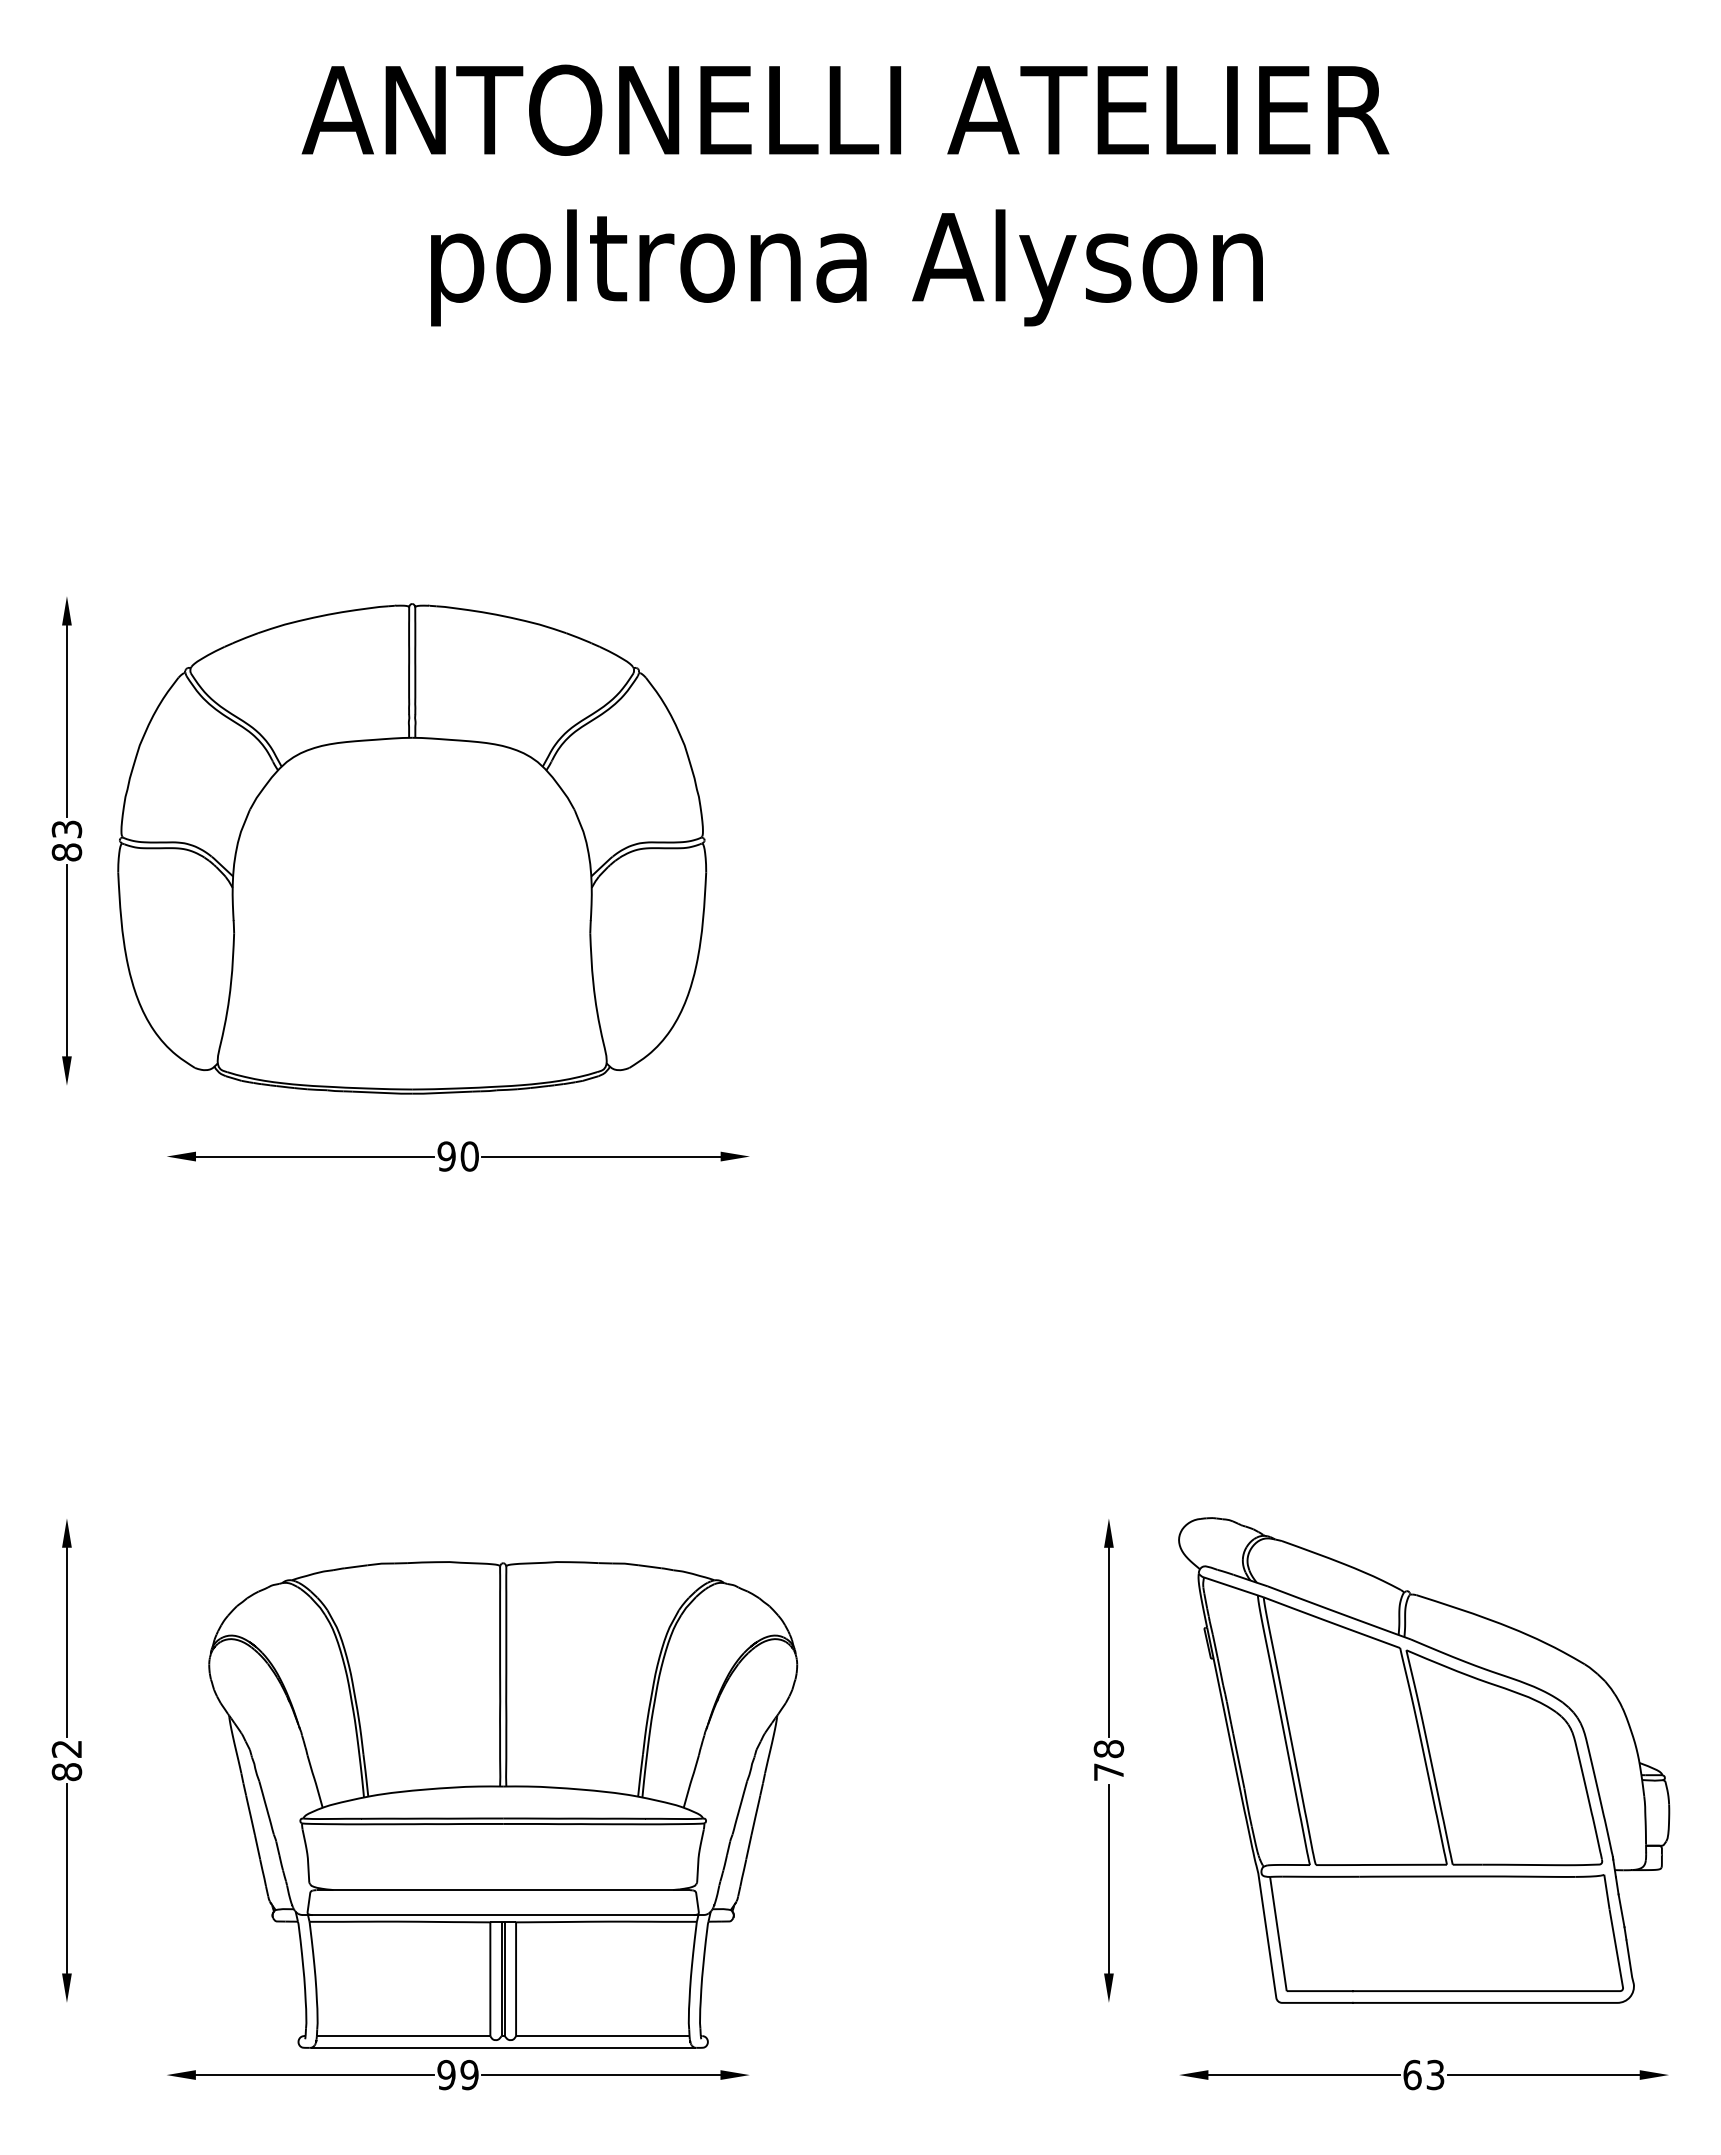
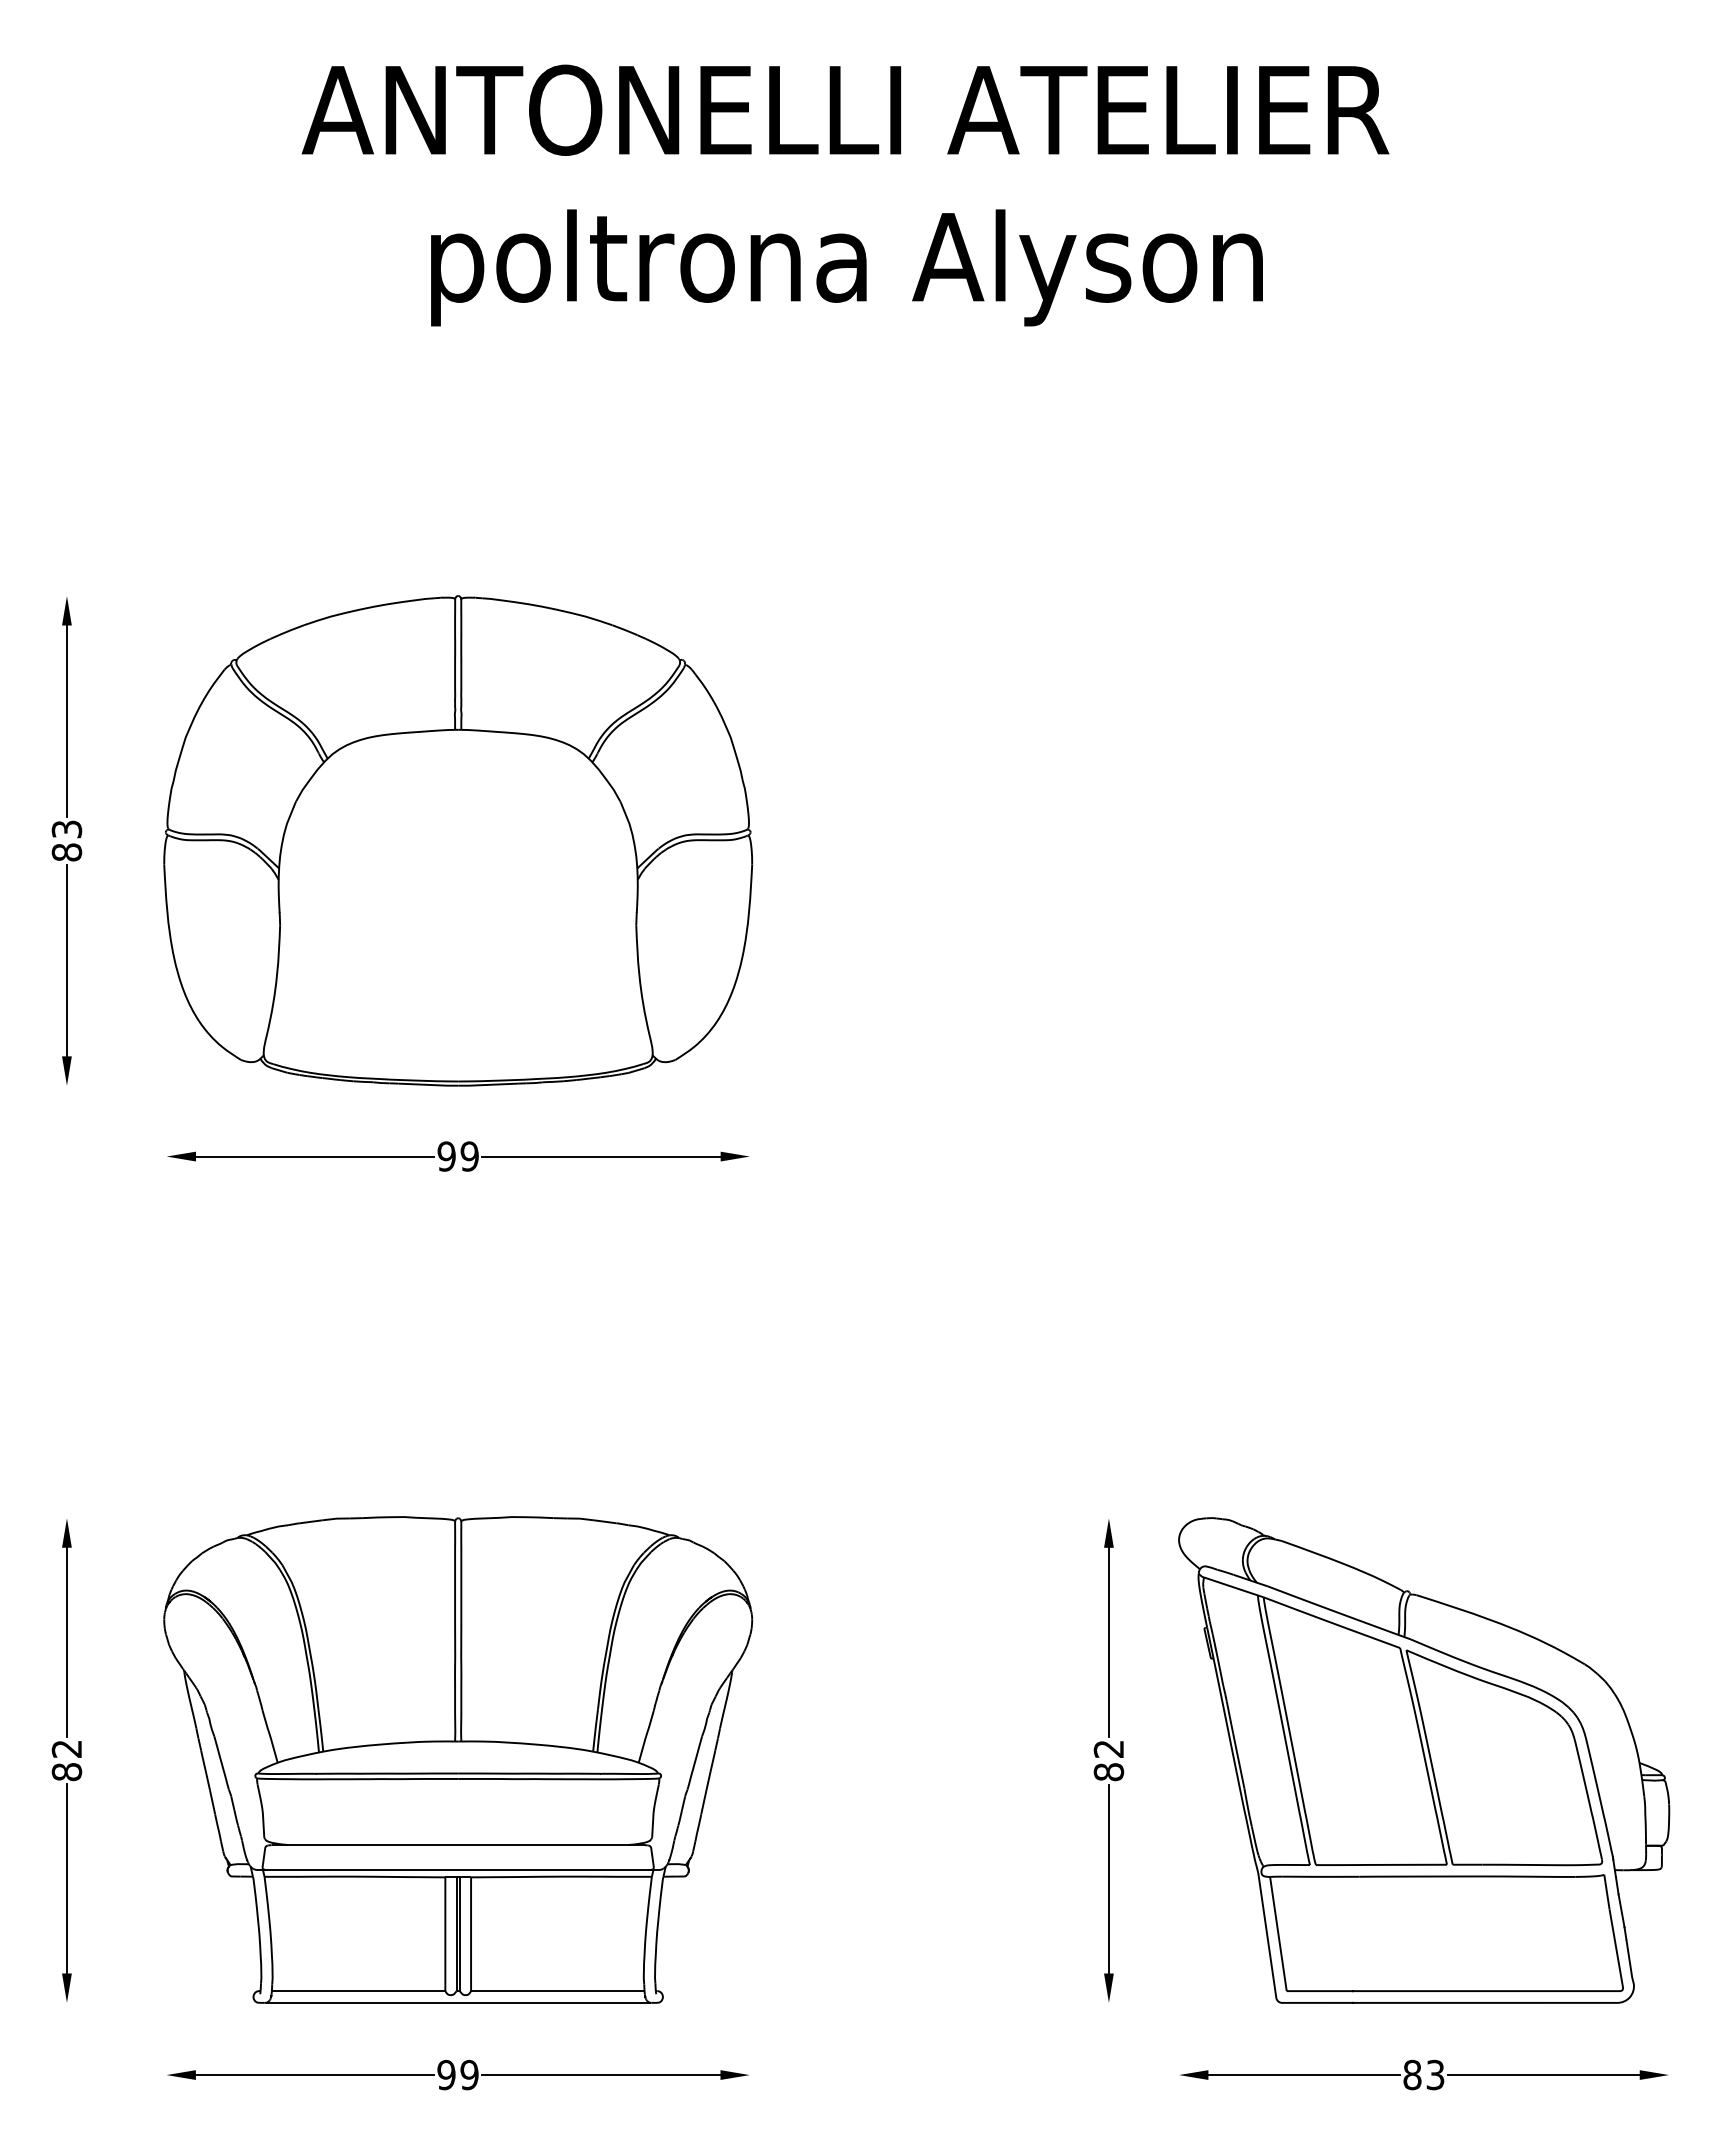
part position: (412, 848) -> (458, 840) (458, 840)
text: 90 -> 99 (469, 1156)
text: 78 -> 82 (1108, 1760)
part position: (503, 1804) -> (458, 1759) (458, 1759)
text: 63 -> 83 (1412, 2074)
